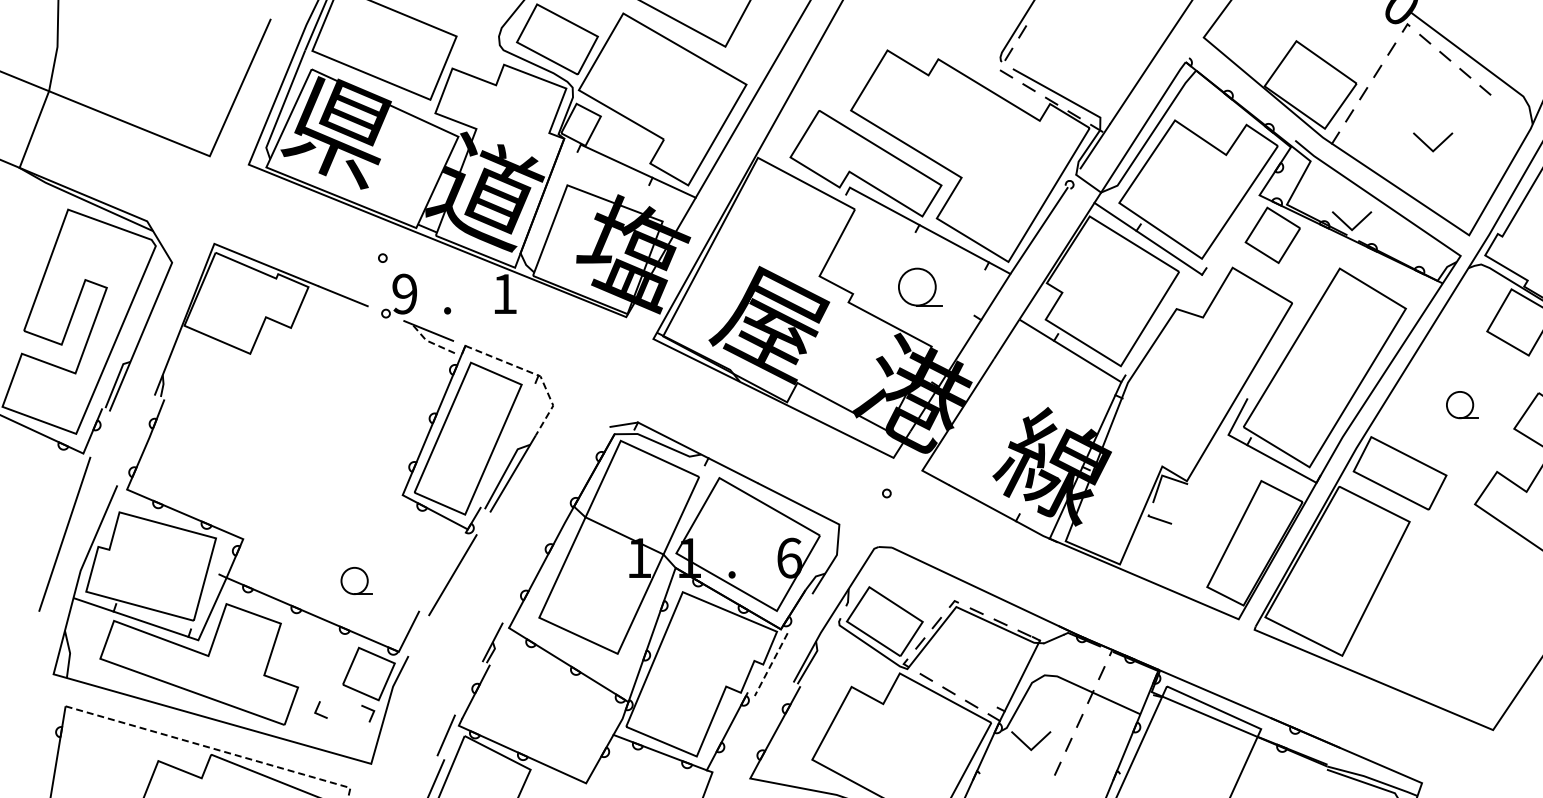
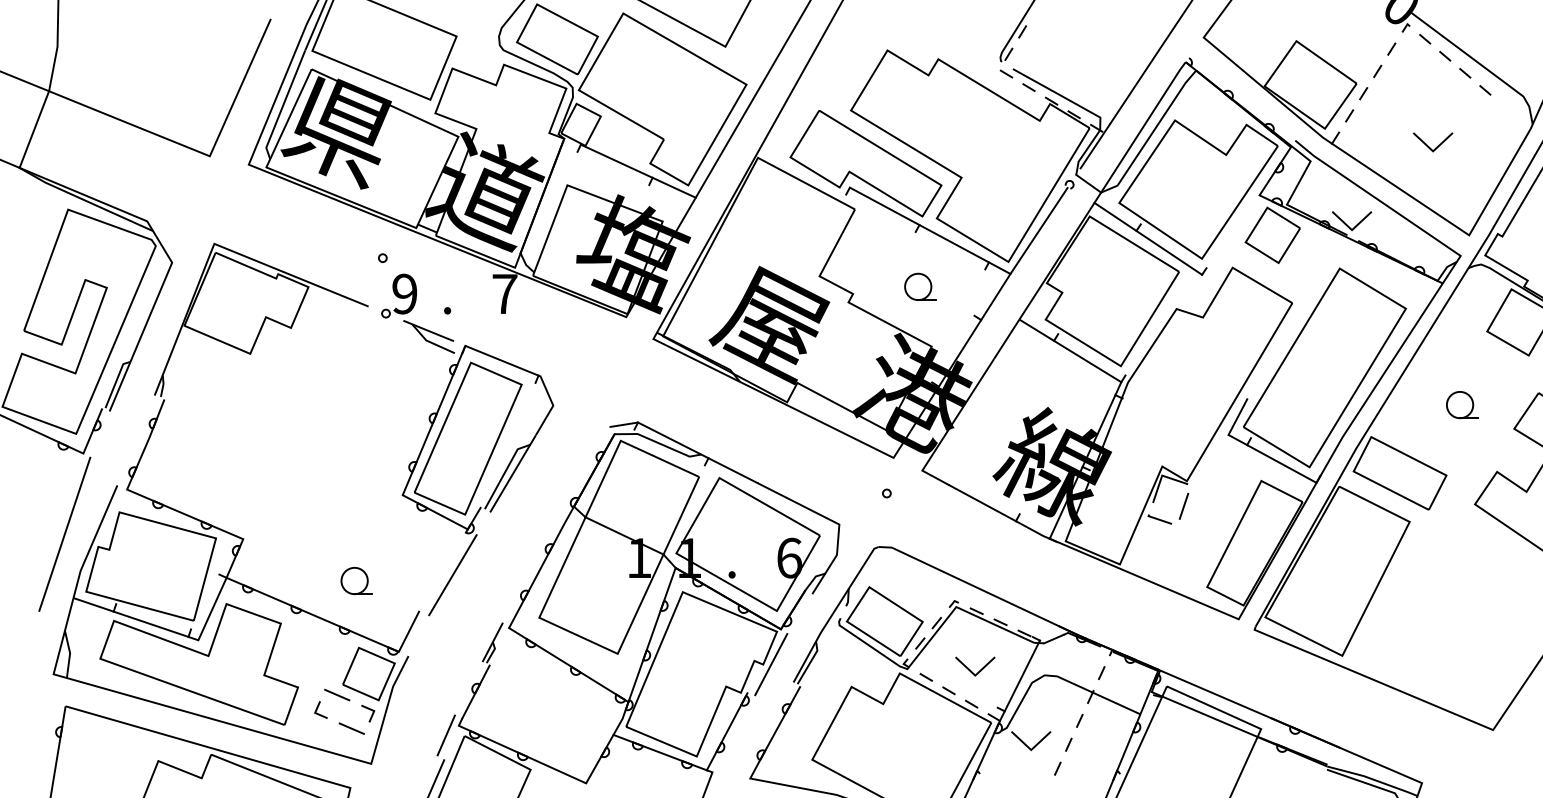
part size: 45x40 px -> 33x29 px (920, 286)
text: 1 -> 7 (504, 293)
line: dashed -> solid (429, 342)
line: dashed -> solid (535, 374)
line: none -> present (1183, 505)
line: dashed -> solid (771, 665)
line: none -> present (971, 670)
line: none -> present (337, 694)
line: none -> present (351, 728)
line: dashed -> solid (213, 748)
